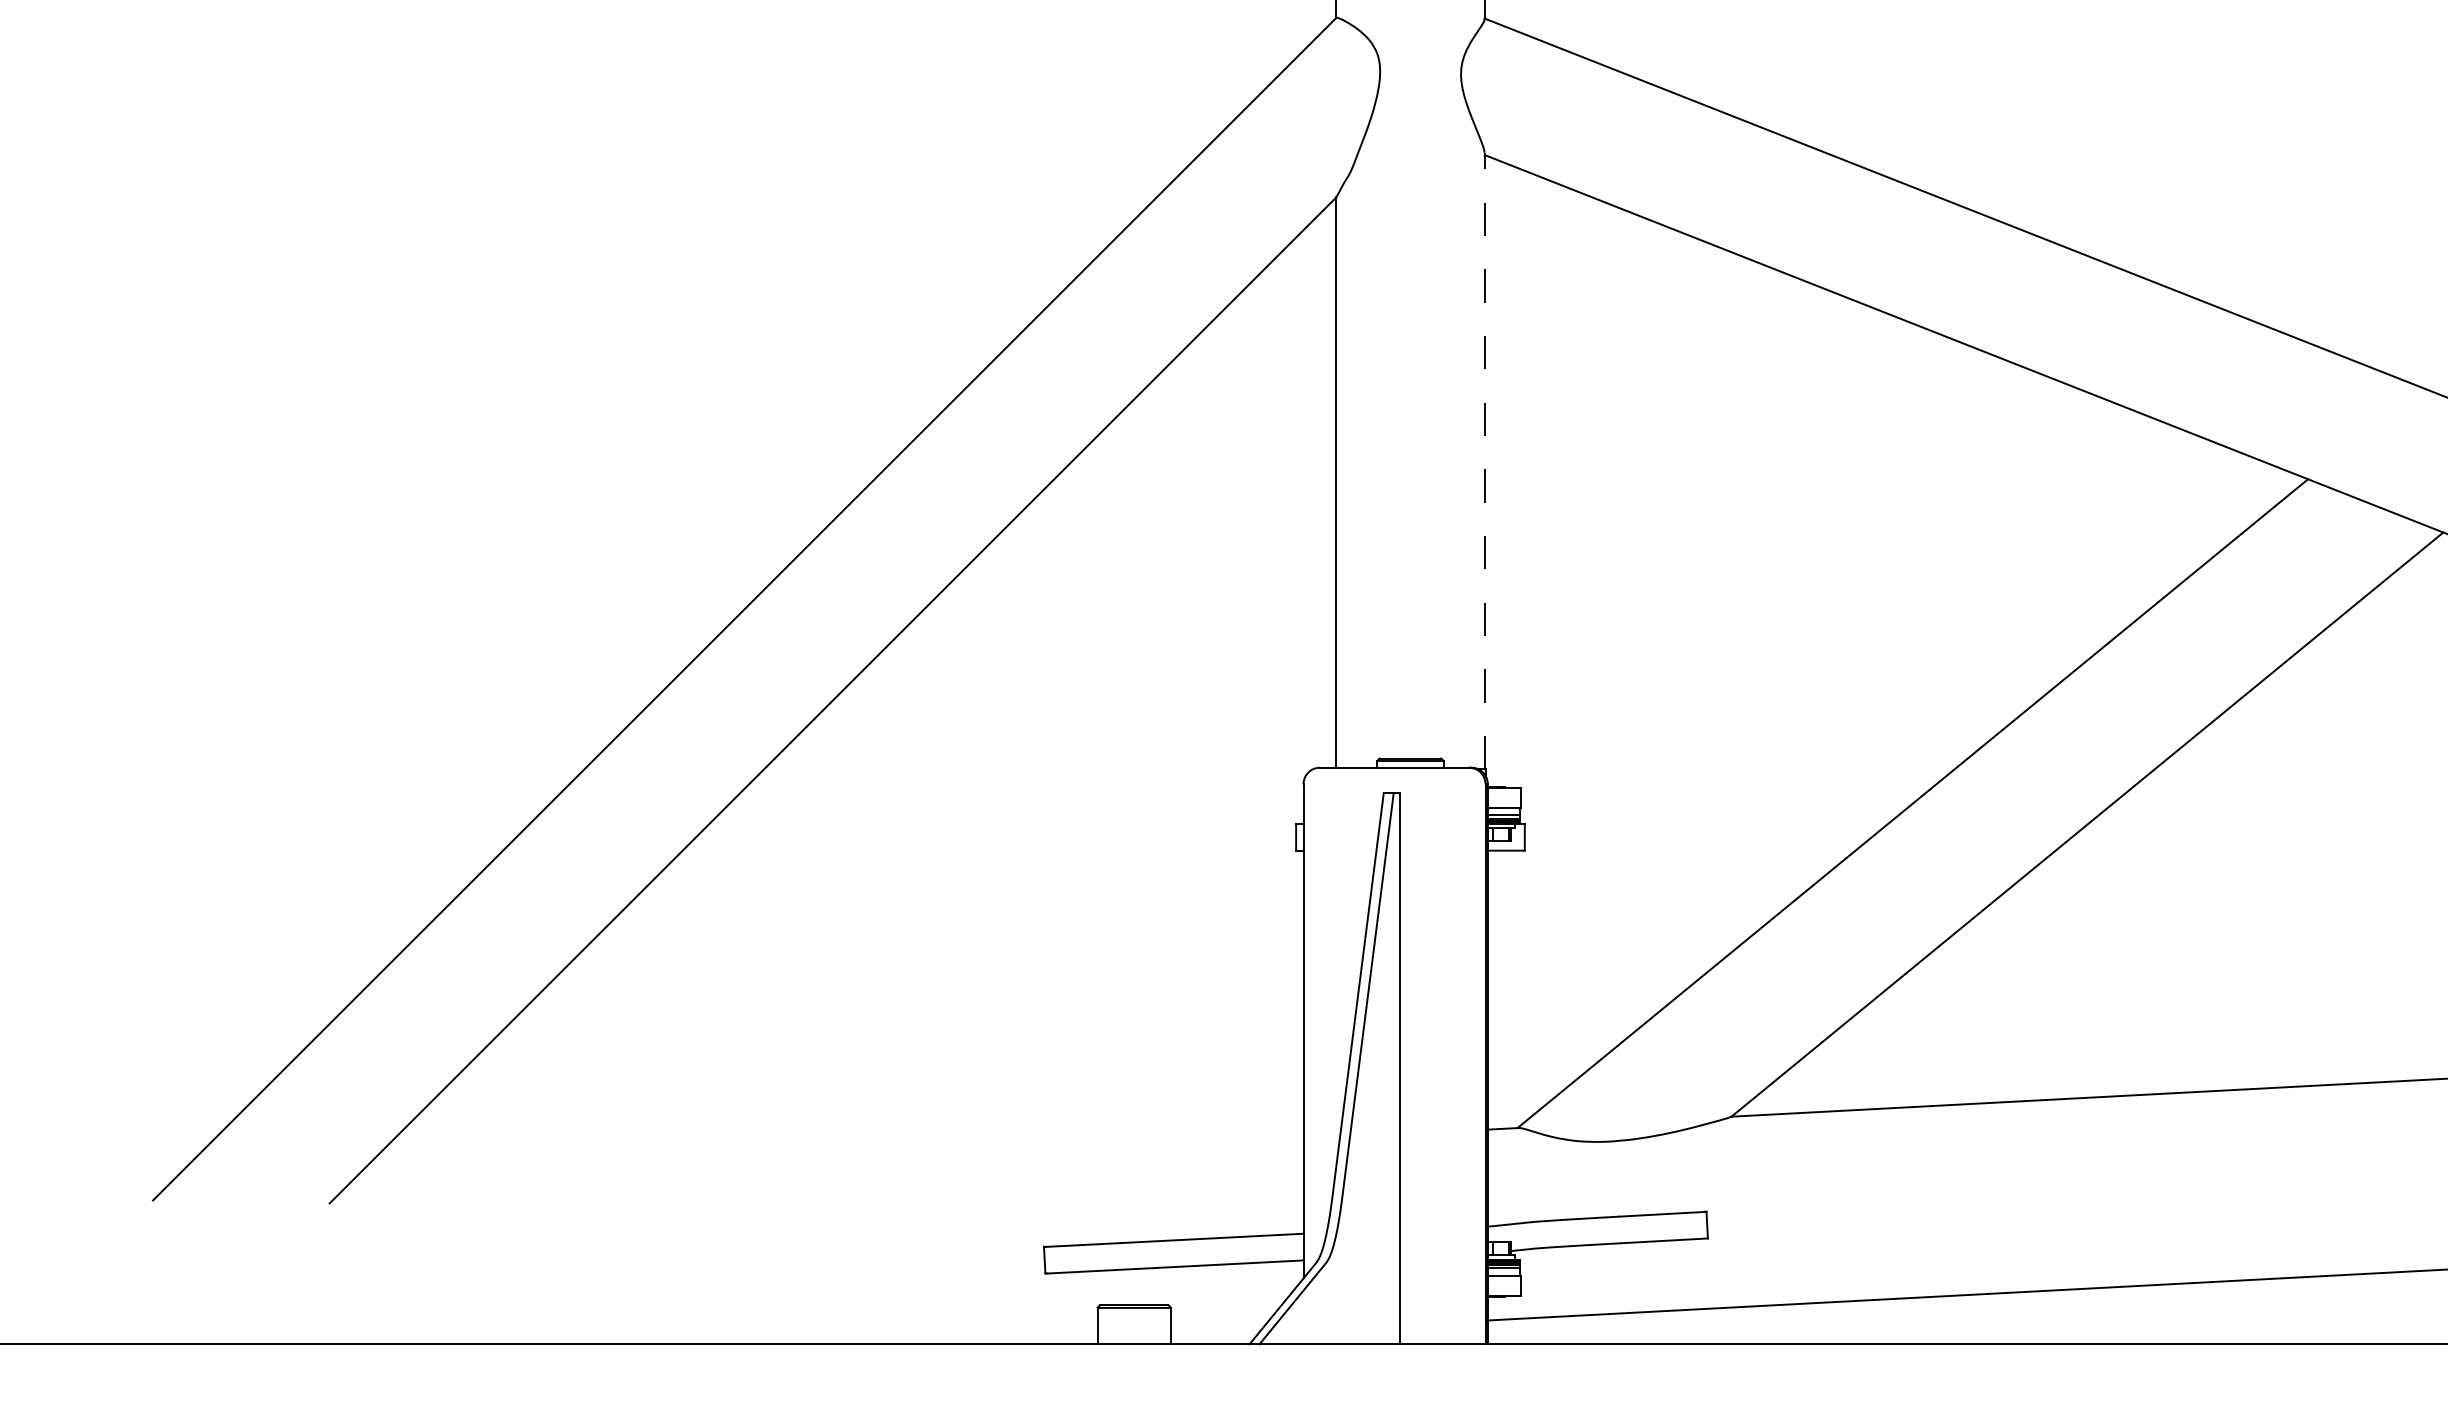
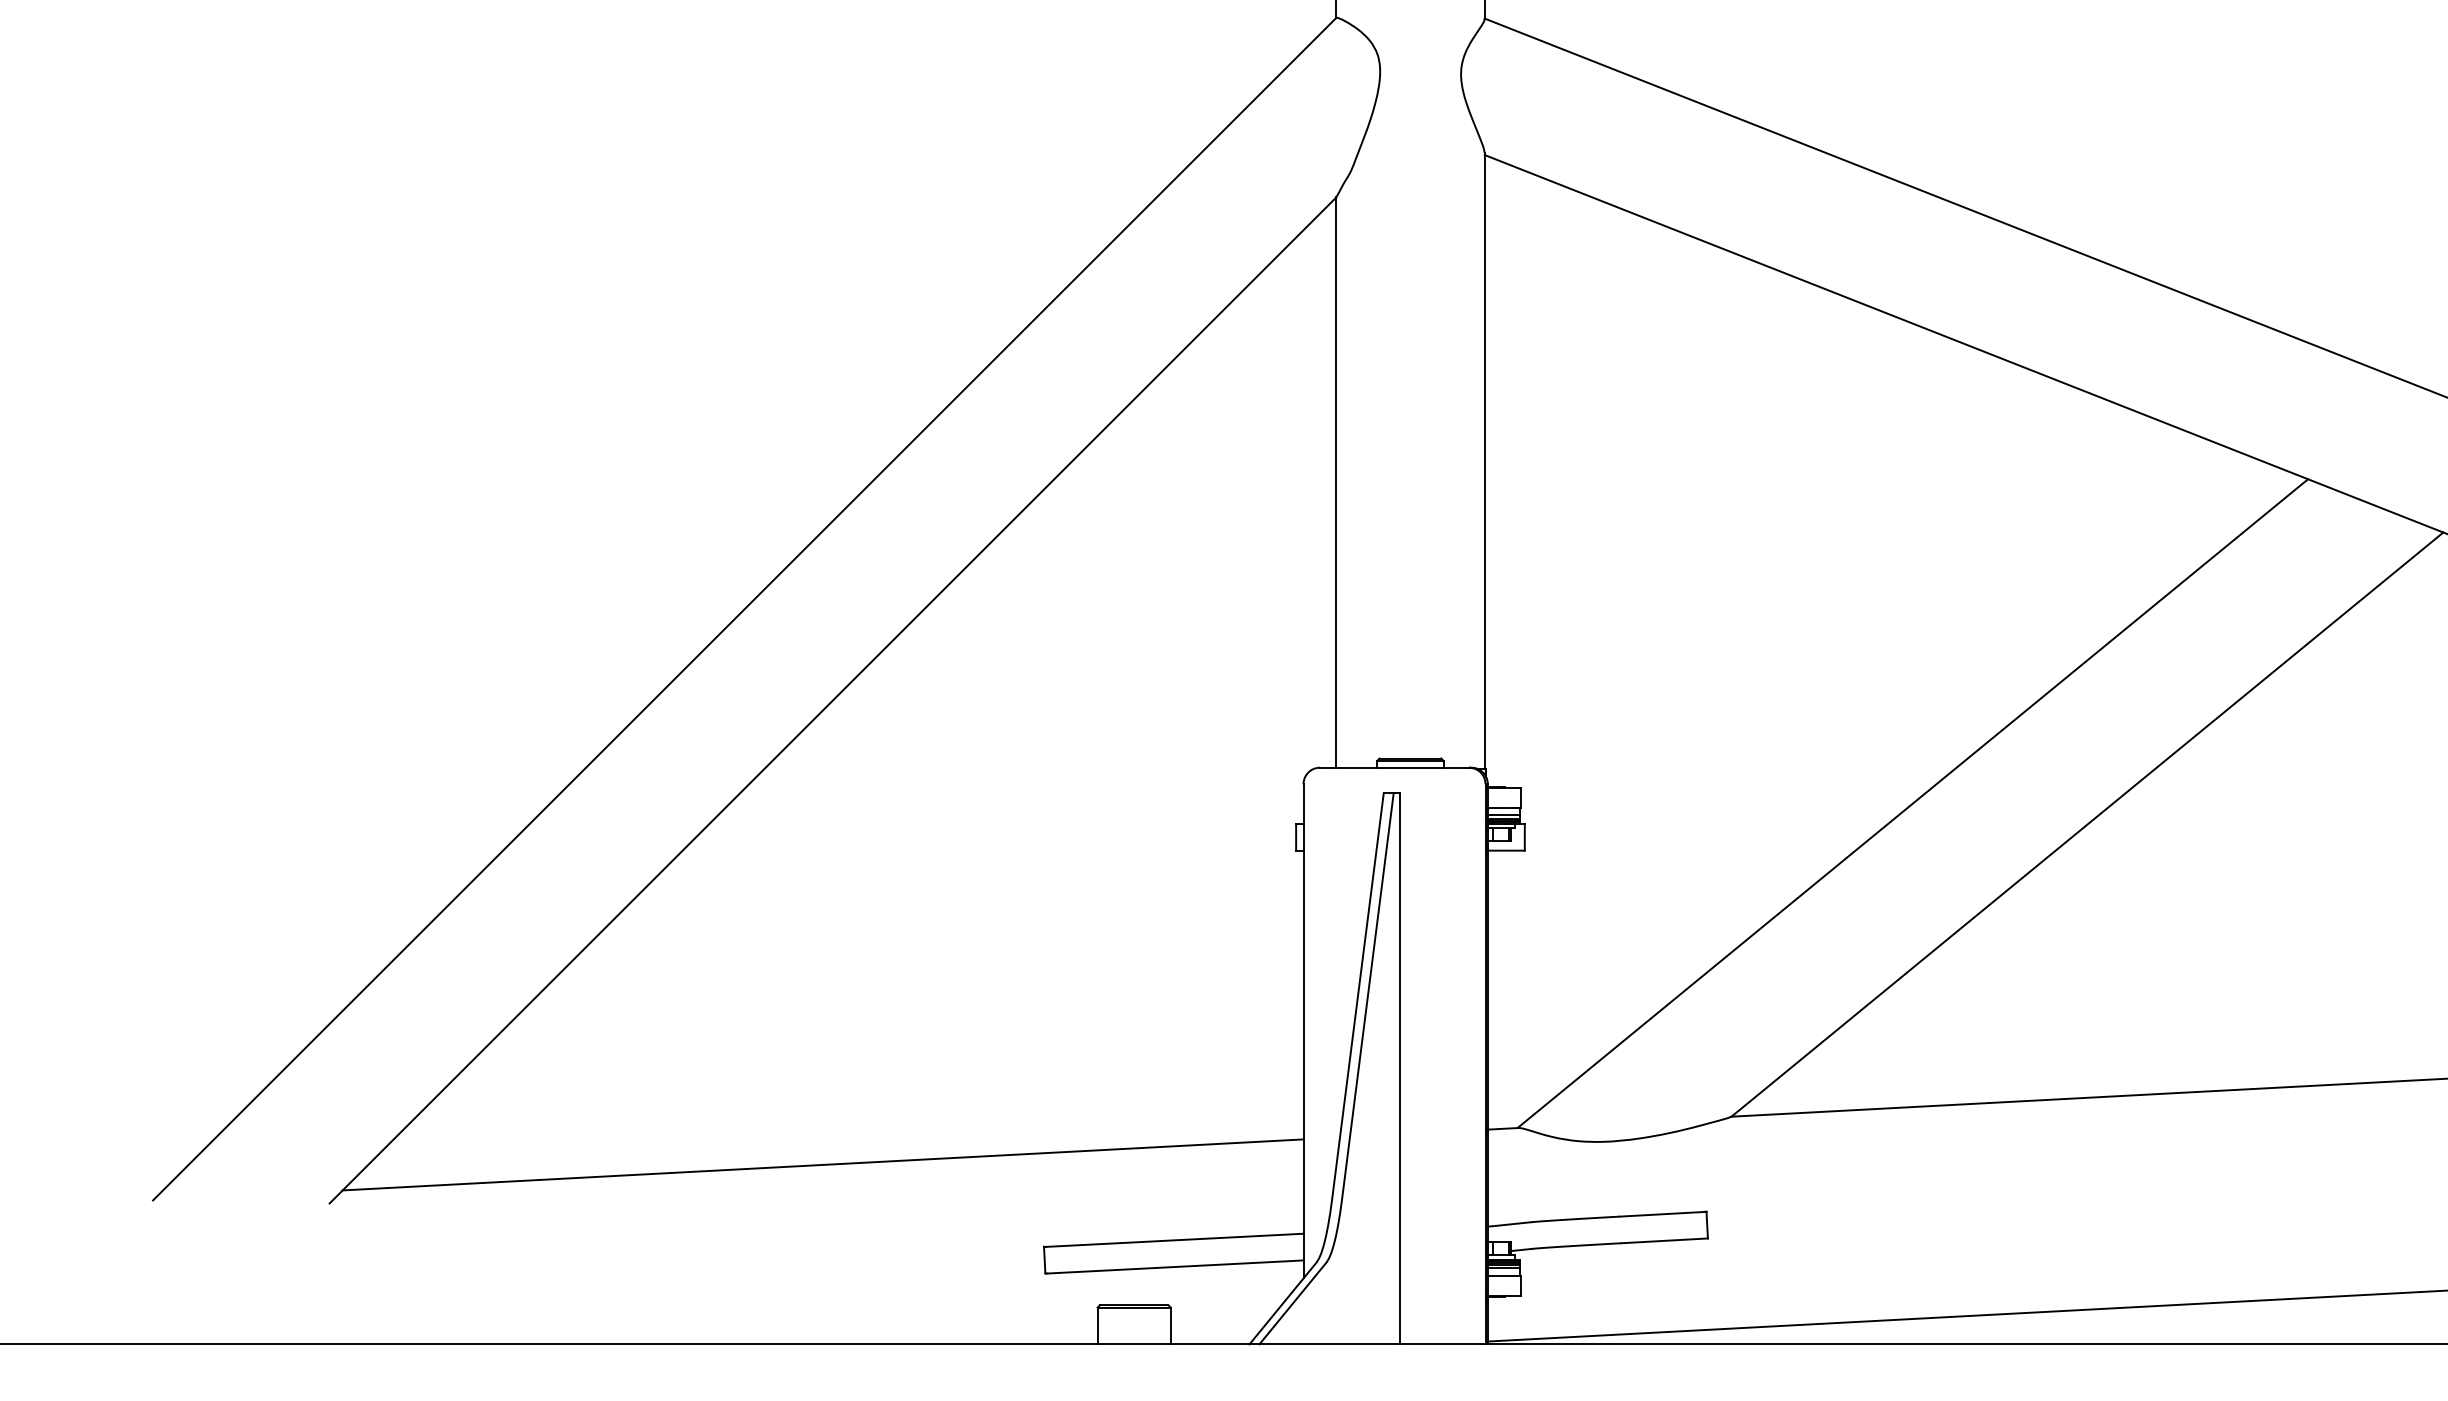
line: dashed -> solid (1484, 460)
line: none -> present (822, 1164)
line position: (1965, 1294) -> (1965, 1315) (1965, 1315)
